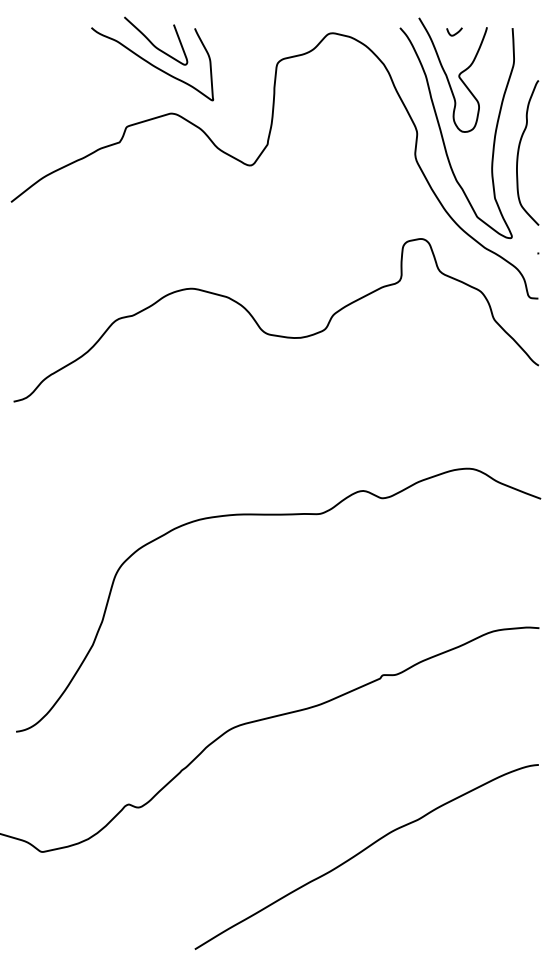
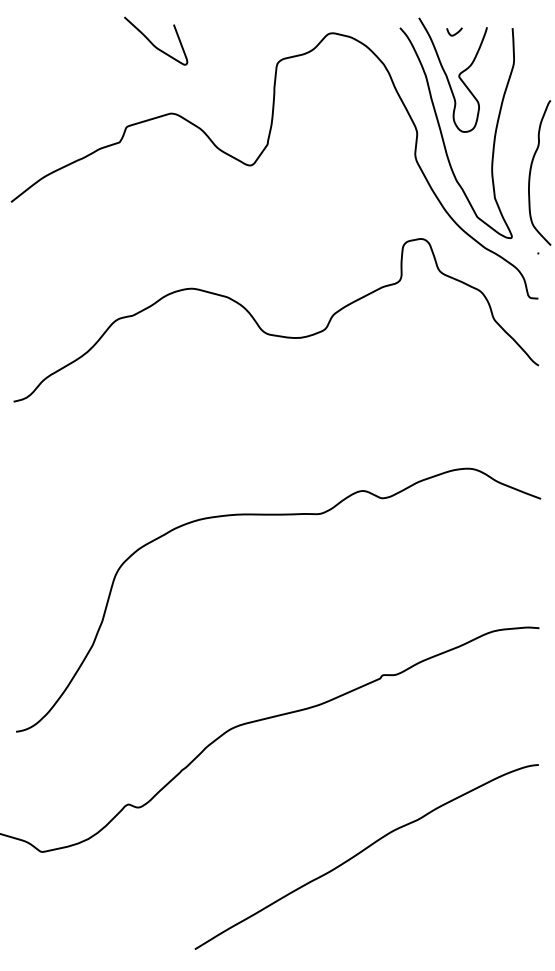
curve: present -> none (152, 64)
curve position: (519, 151) -> (531, 171) (531, 171)
